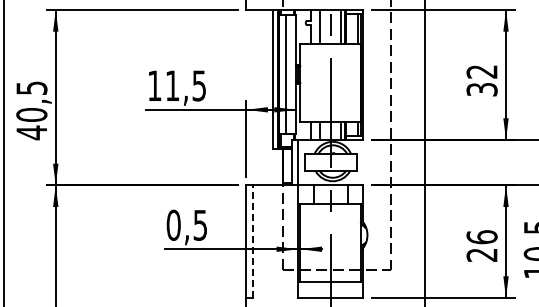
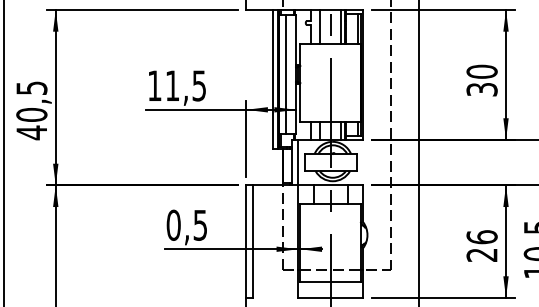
text: 32 -> 30 (481, 71)
line position: (425, 152) -> (419, 152) (419, 152)
line: dashed -> solid (252, 241)
